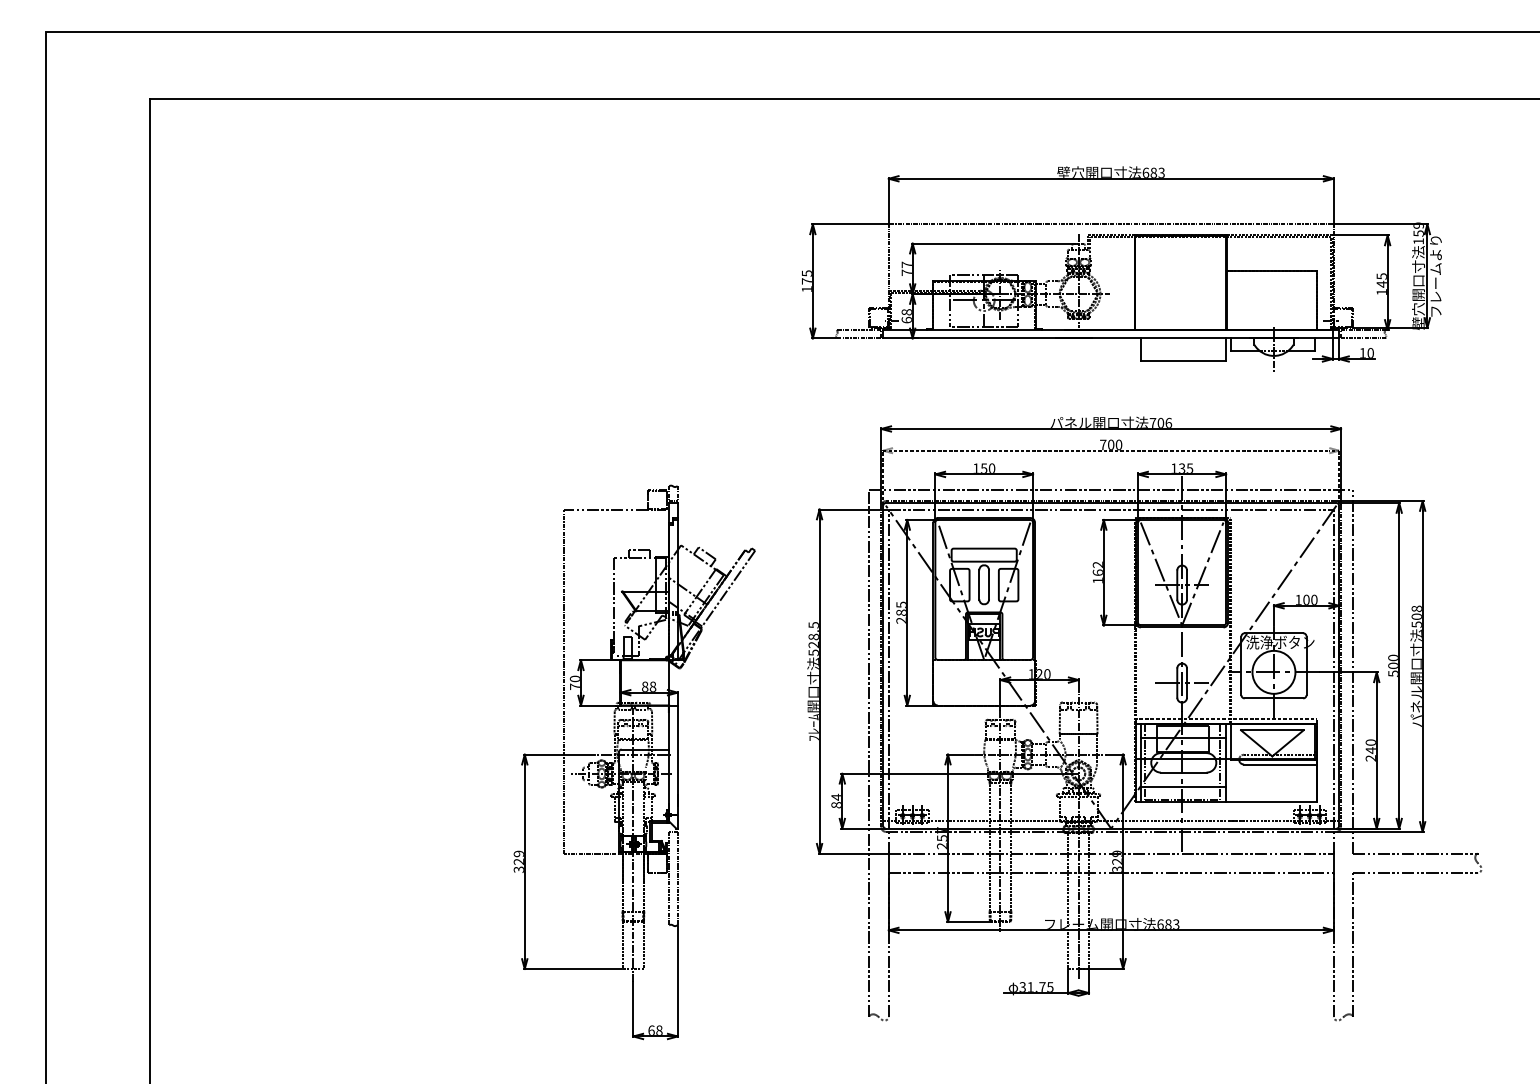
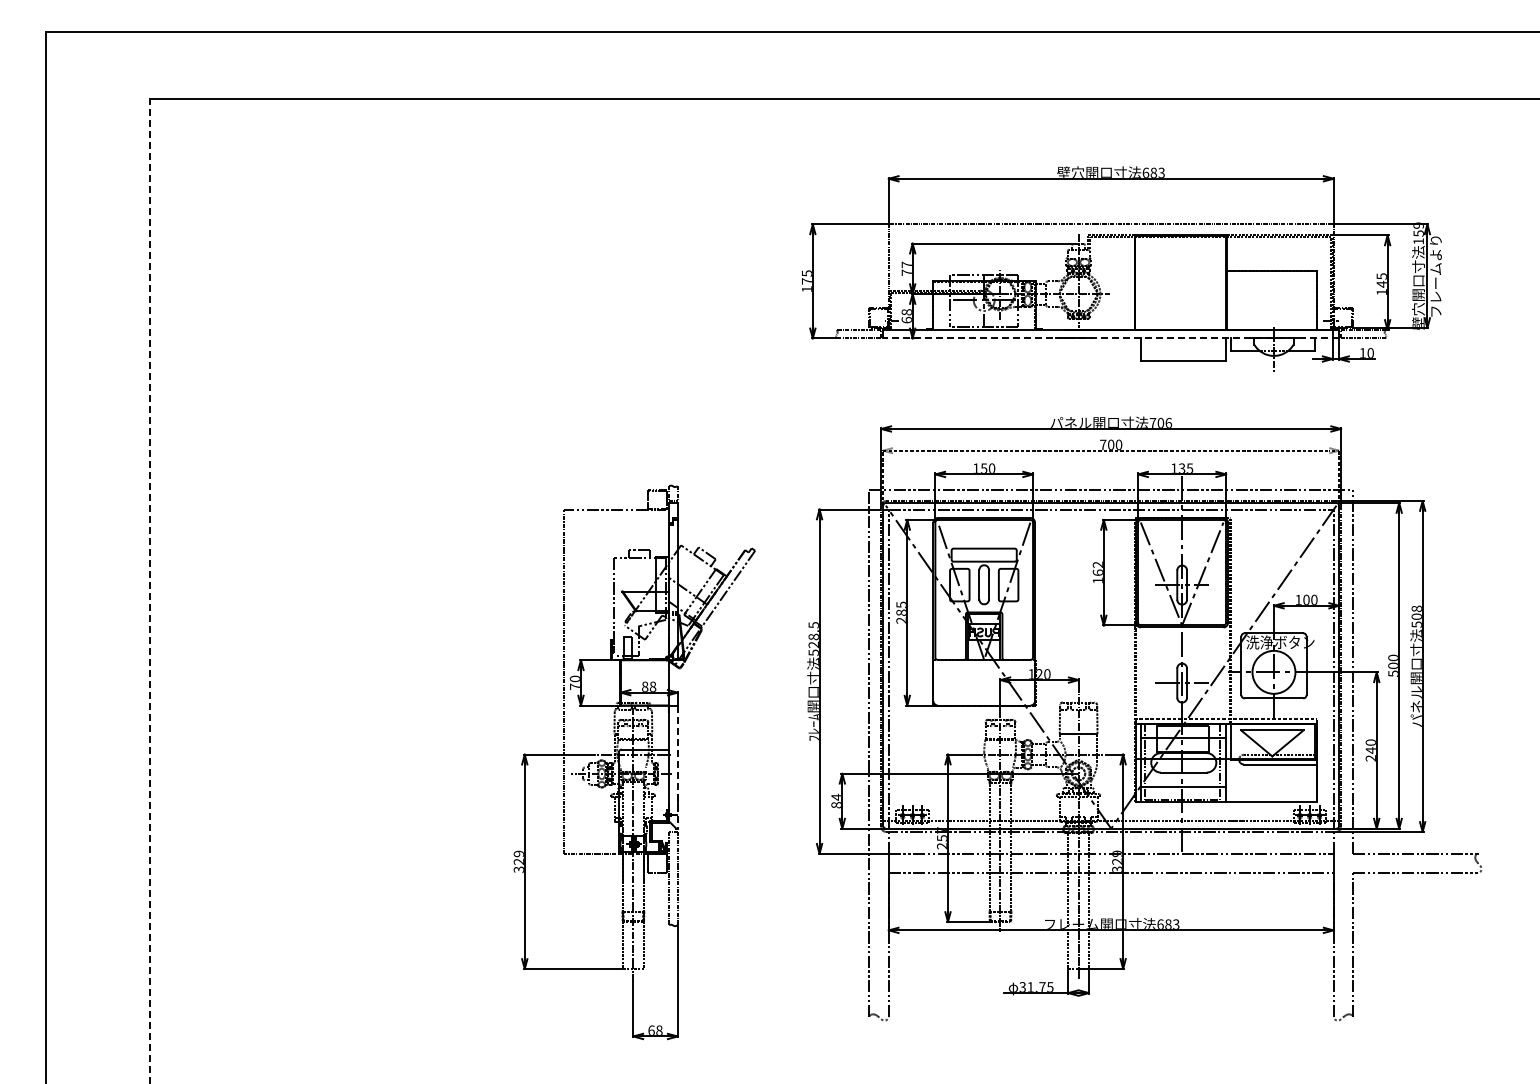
line: solid -> dashed (1111, 338)
line: solid -> dashed (149, 590)
line: solid -> dashed (677, 767)
